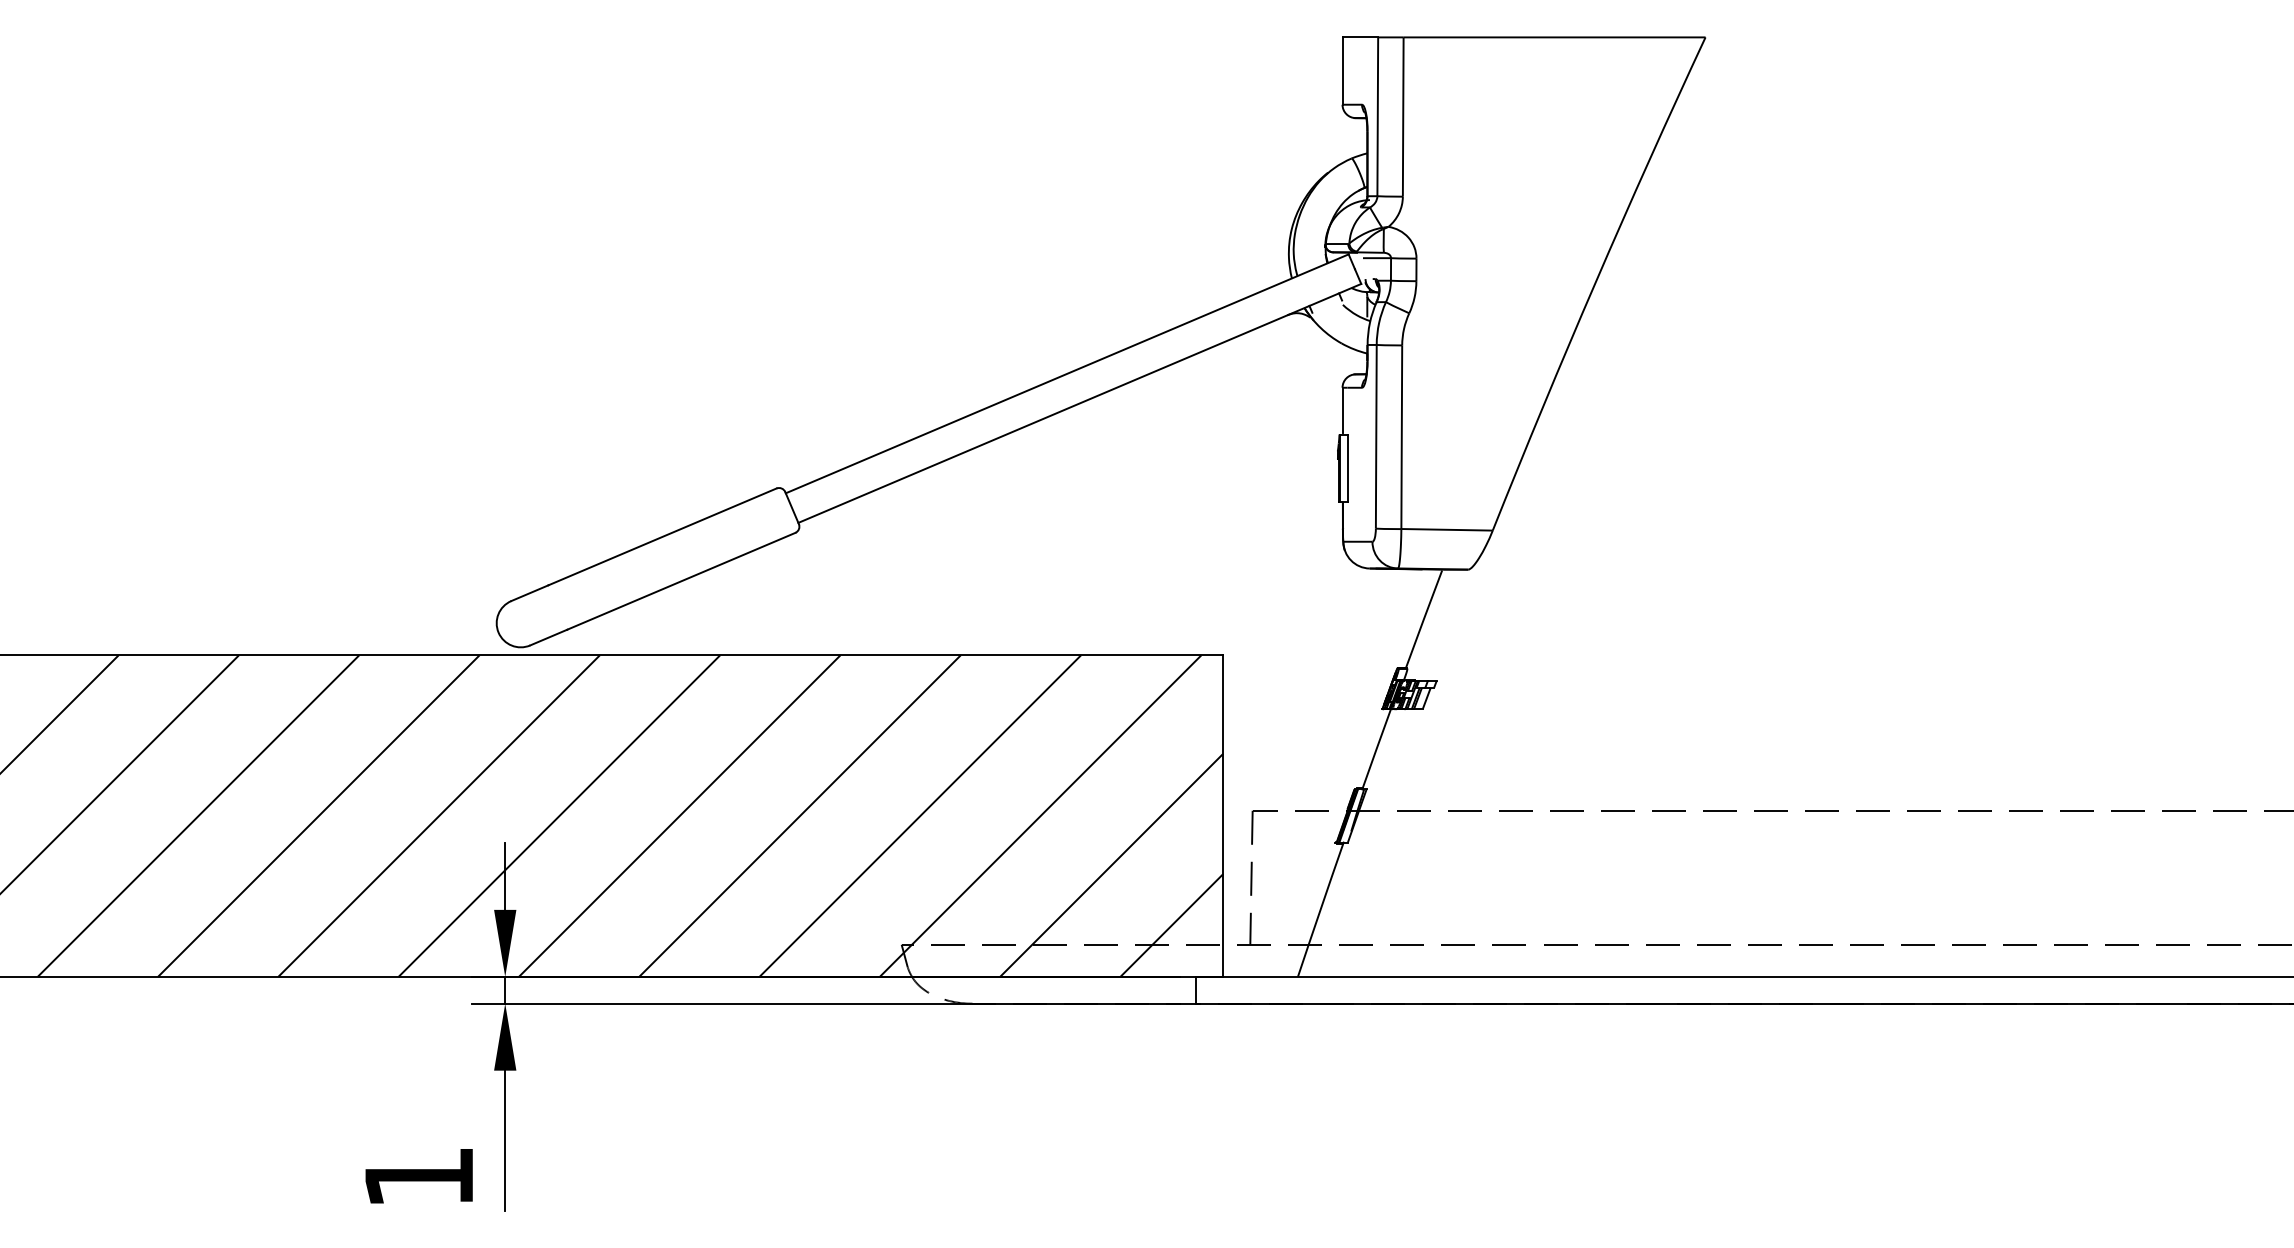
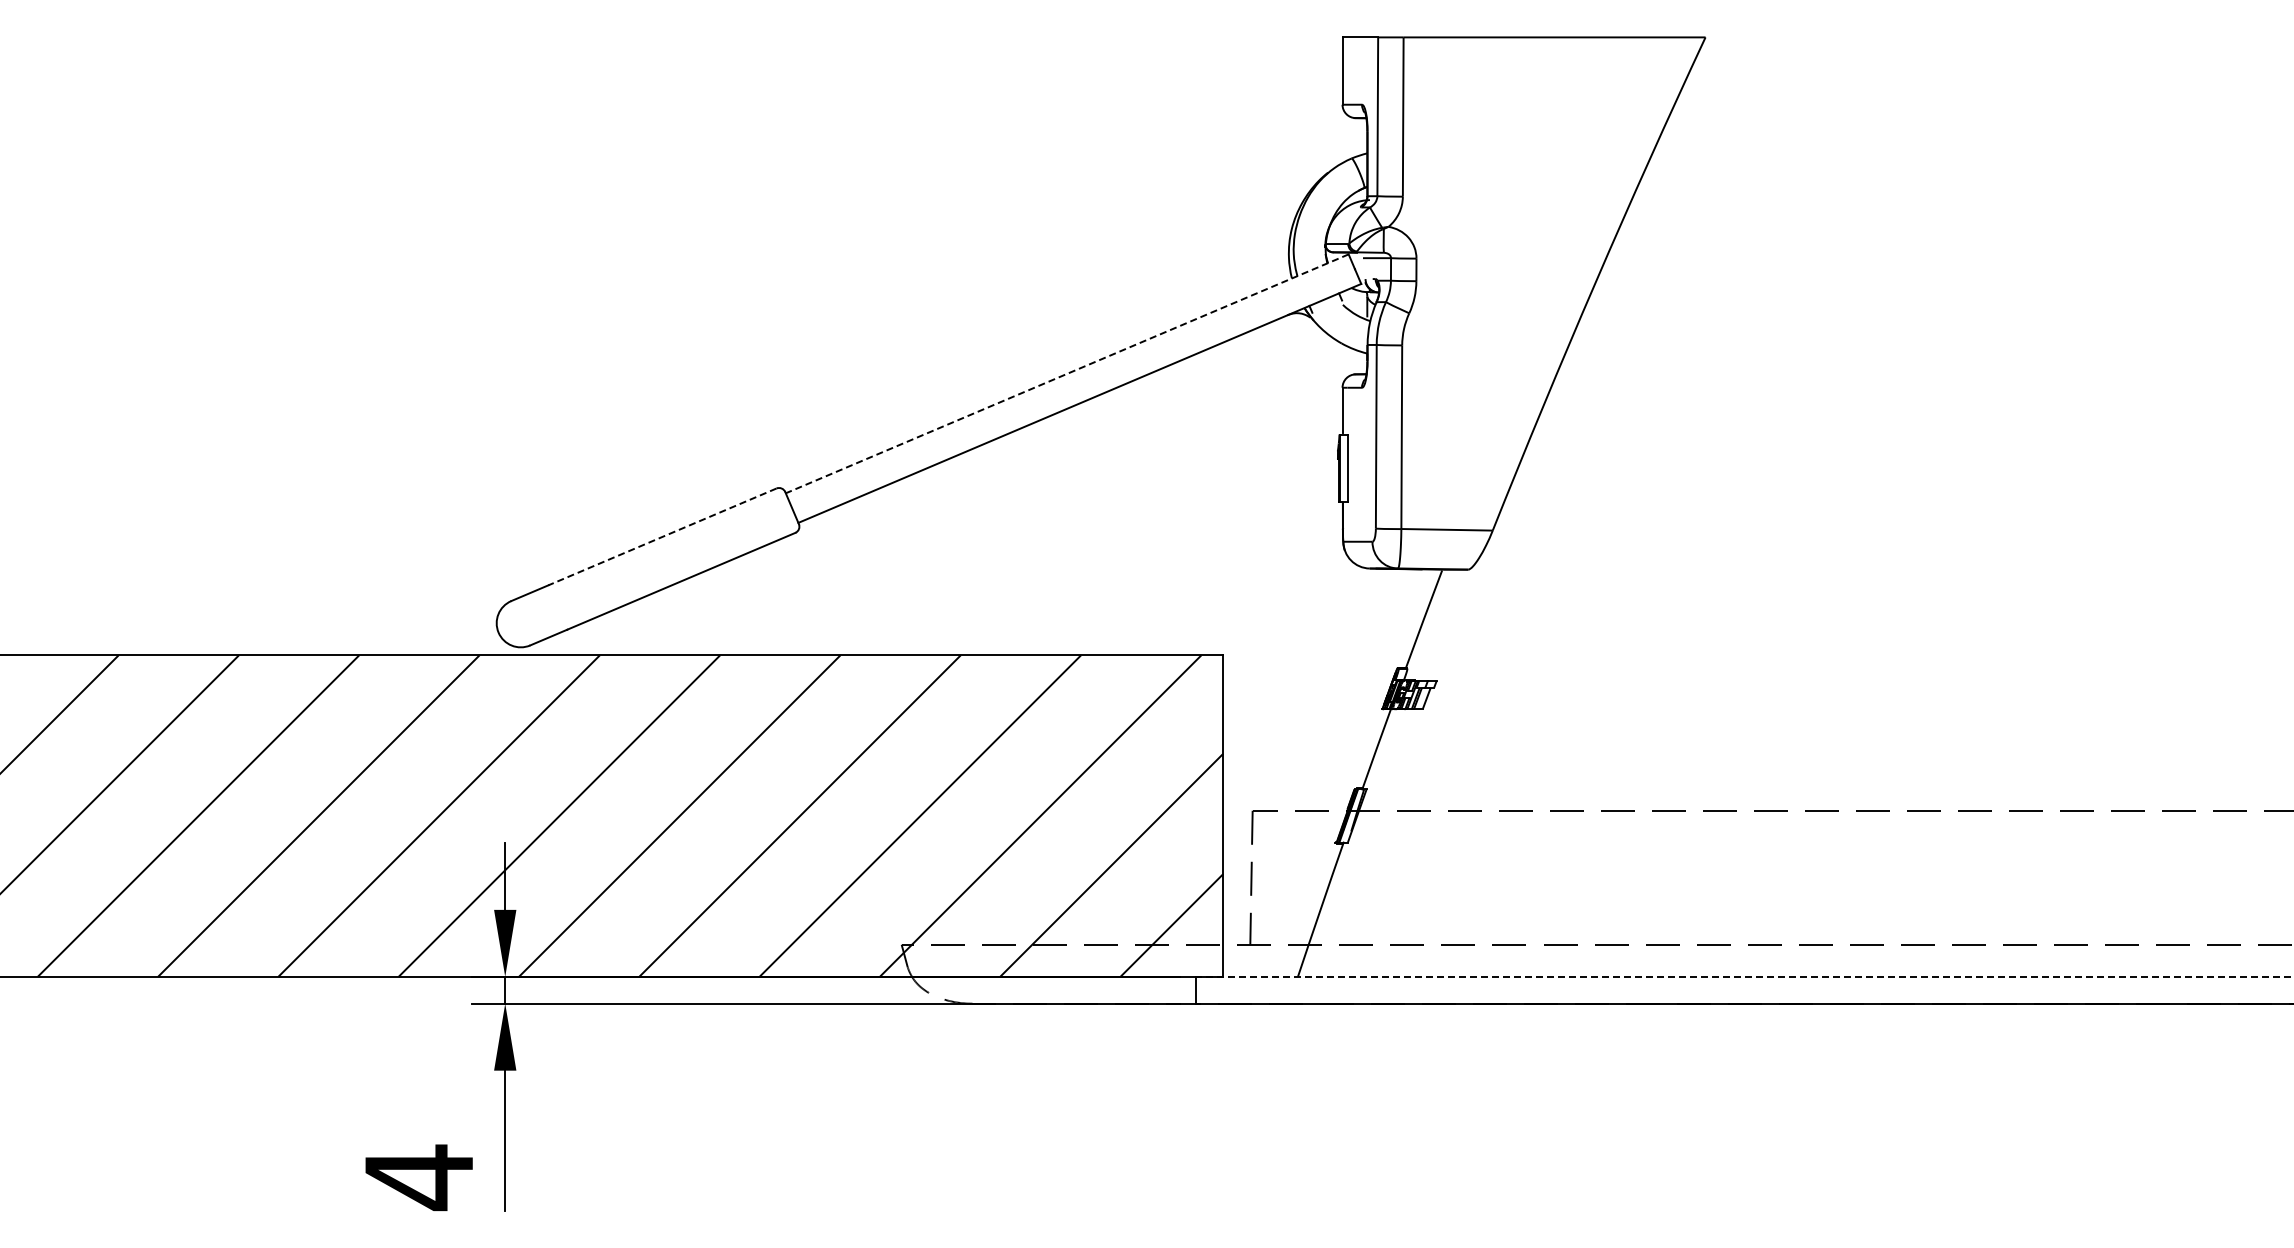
line: solid -> dashed (1067, 373)
line: solid -> dashed (662, 536)
line: solid -> dashed (1744, 976)
text: 1 -> 4 (418, 1177)
